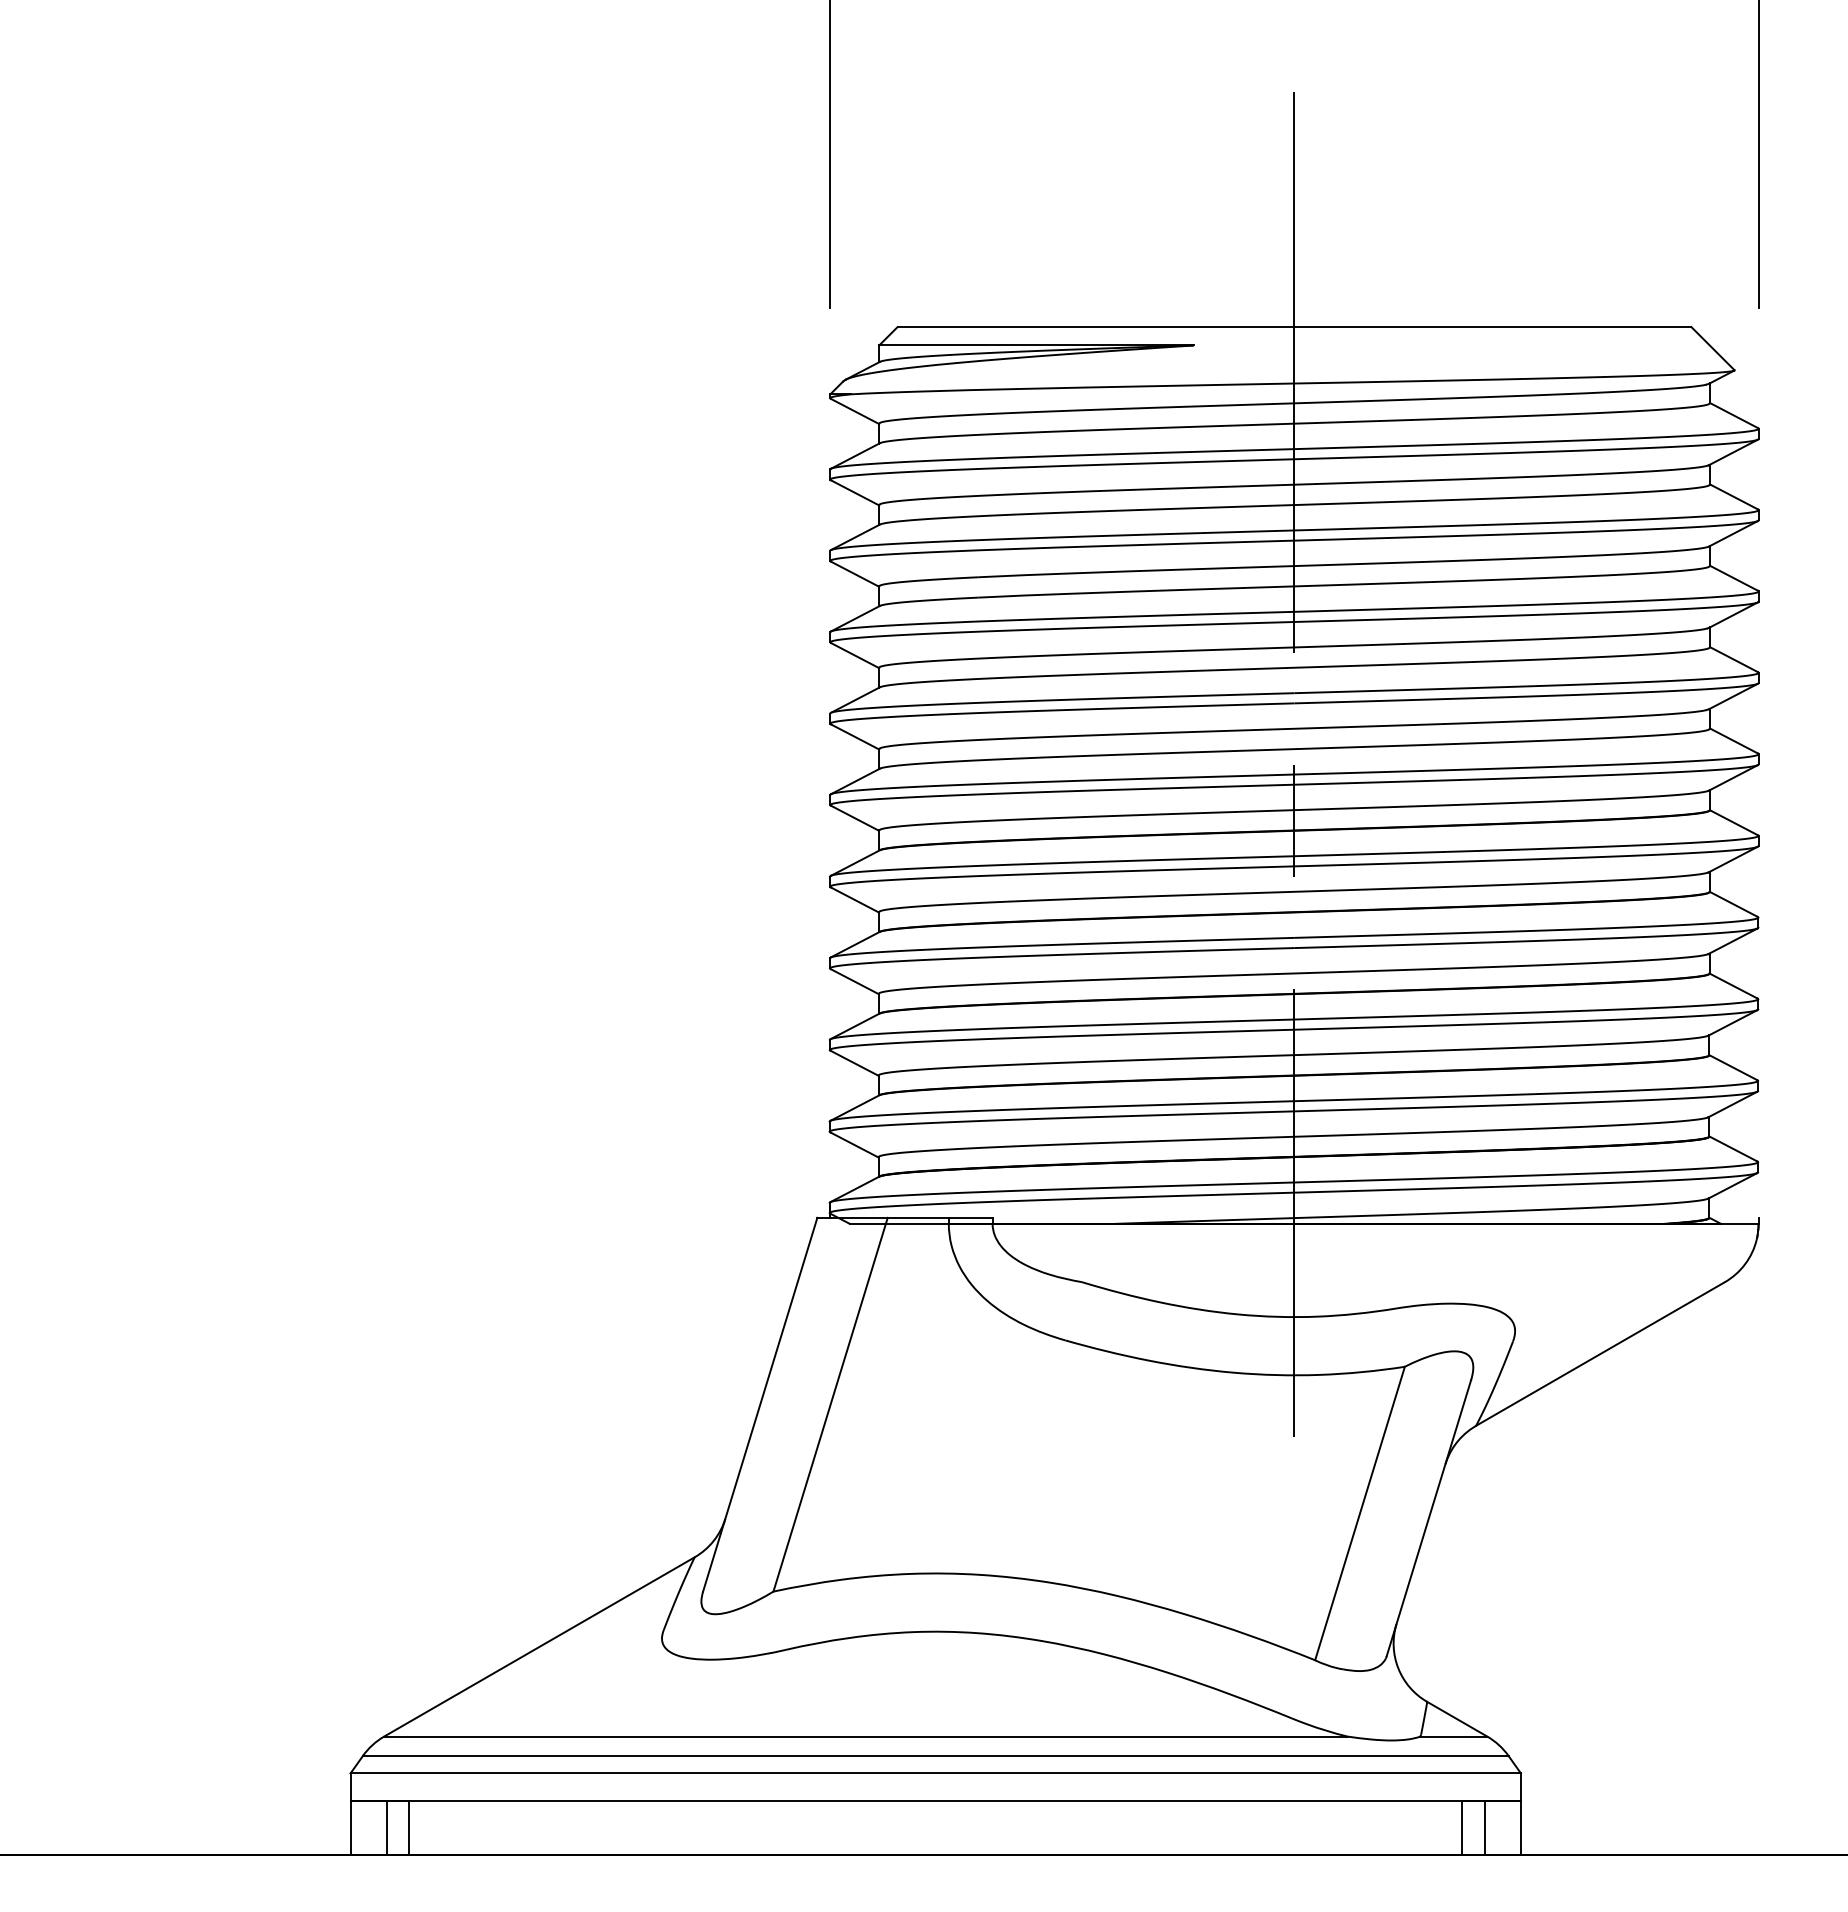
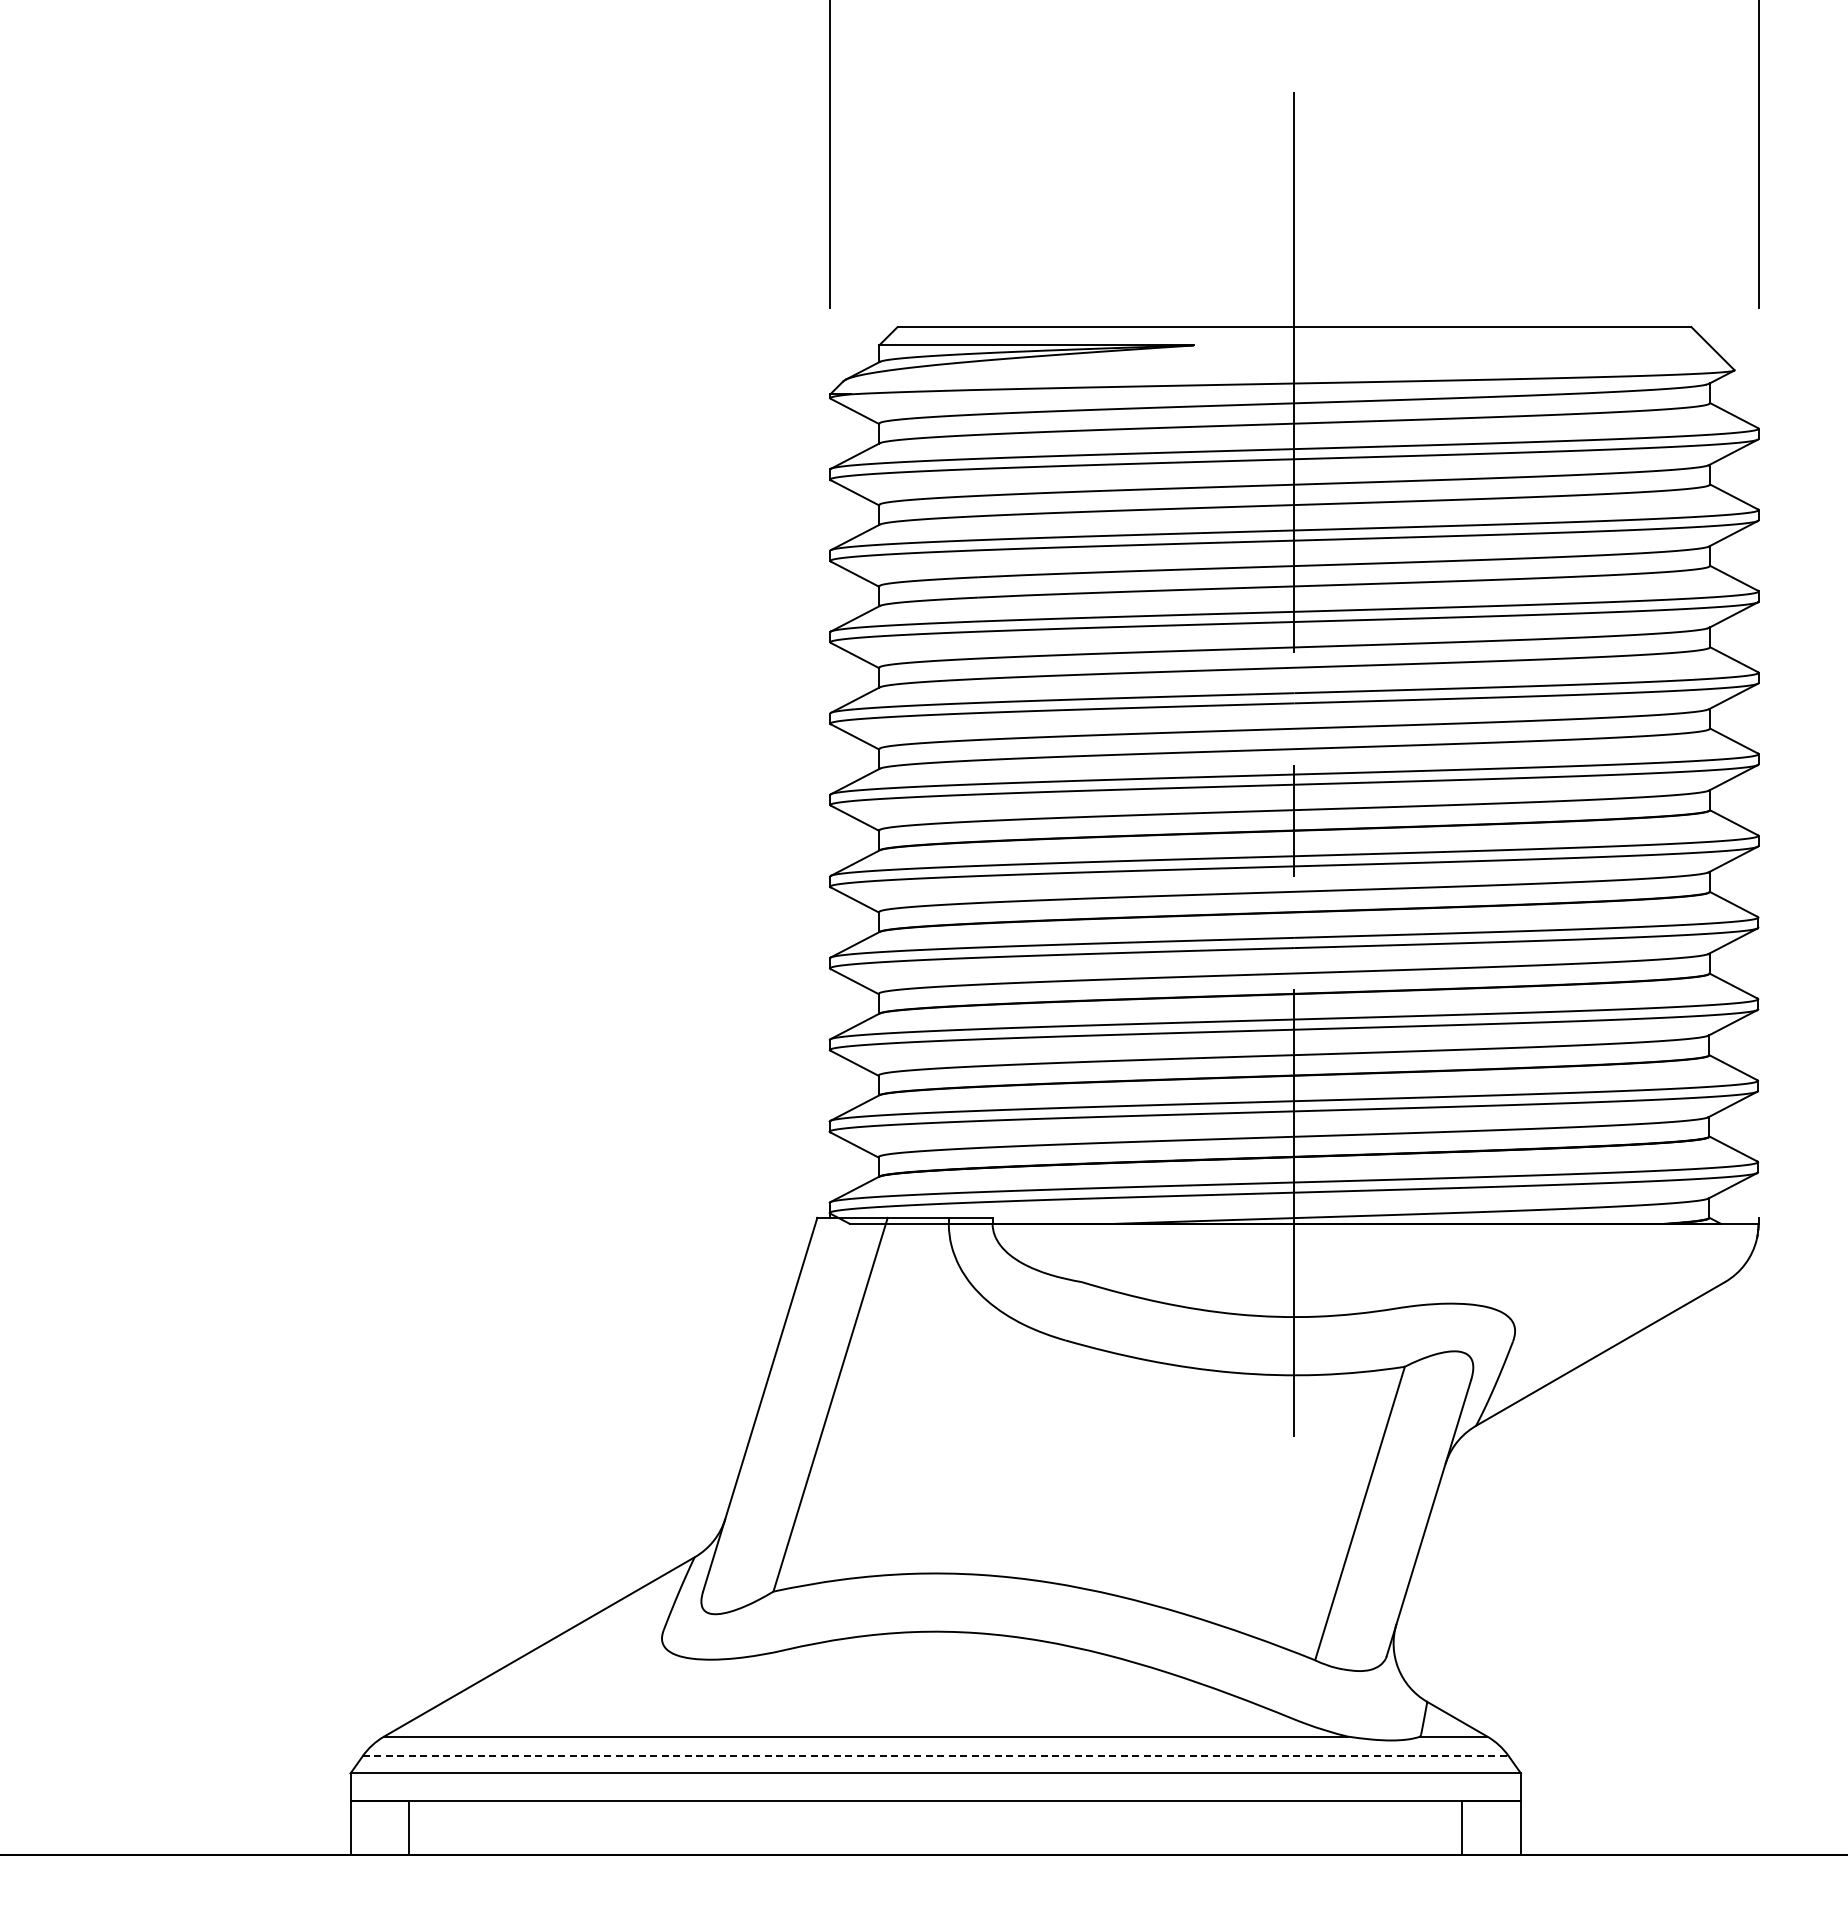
line: solid -> dashed (935, 1755)
line: present -> none (386, 1827)
line: present -> none (1484, 1827)
